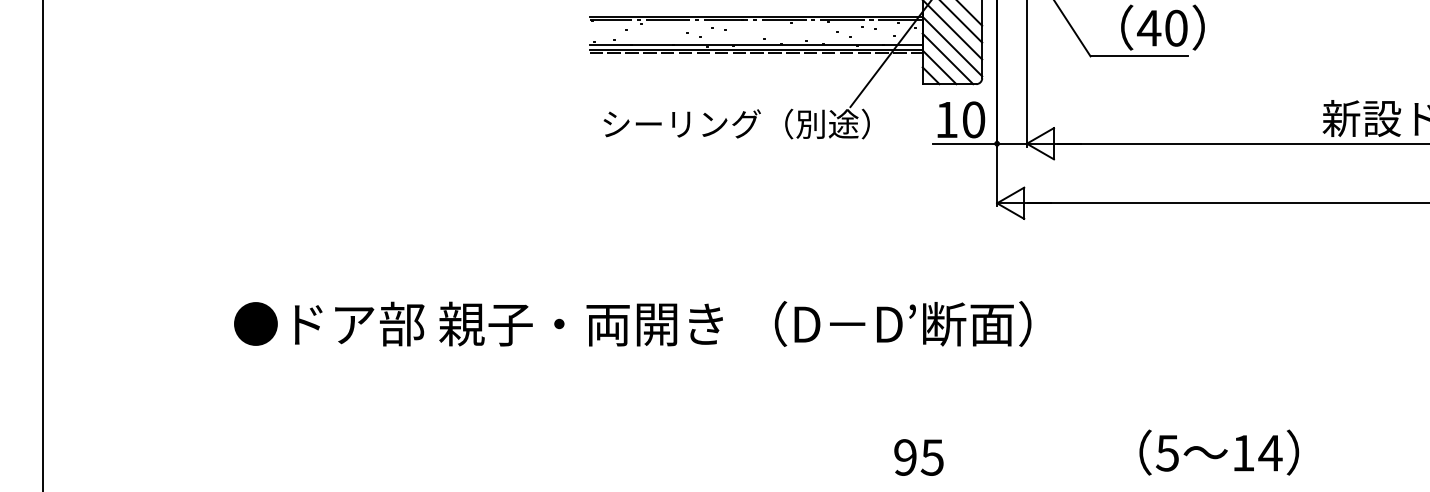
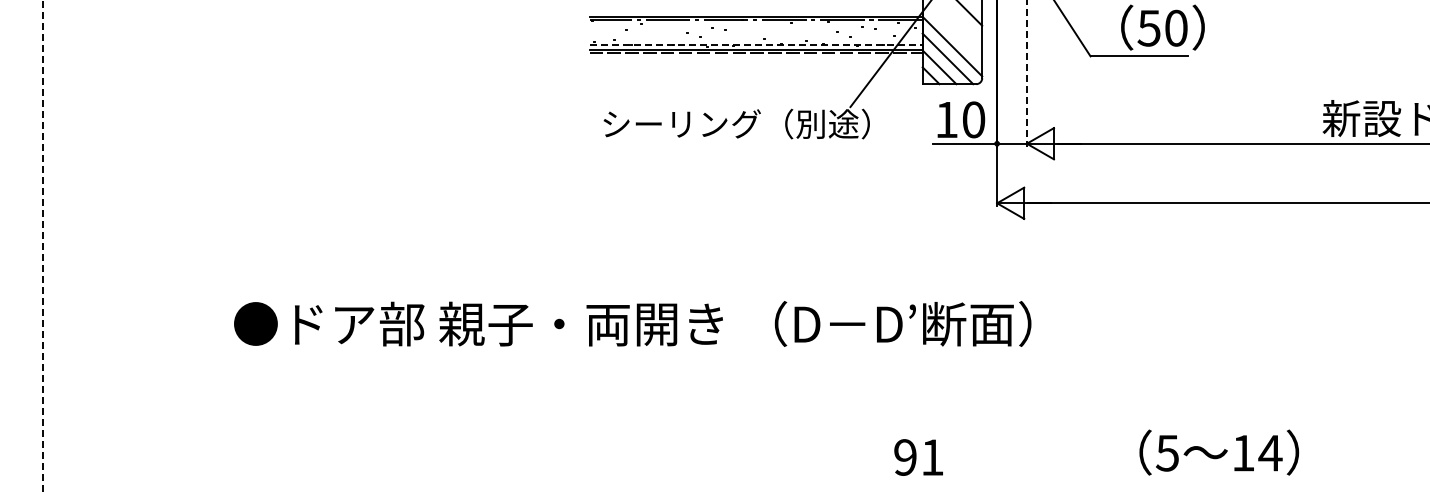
line: present -> none (961, 22)
text: 40 -> 50 (1149, 28)
line: present -> none (953, 30)
line: solid -> dashed (756, 45)
line: solid -> dashed (1026, 73)
line: solid -> dashed (42, 246)
text: 95 -> 91 (931, 457)
